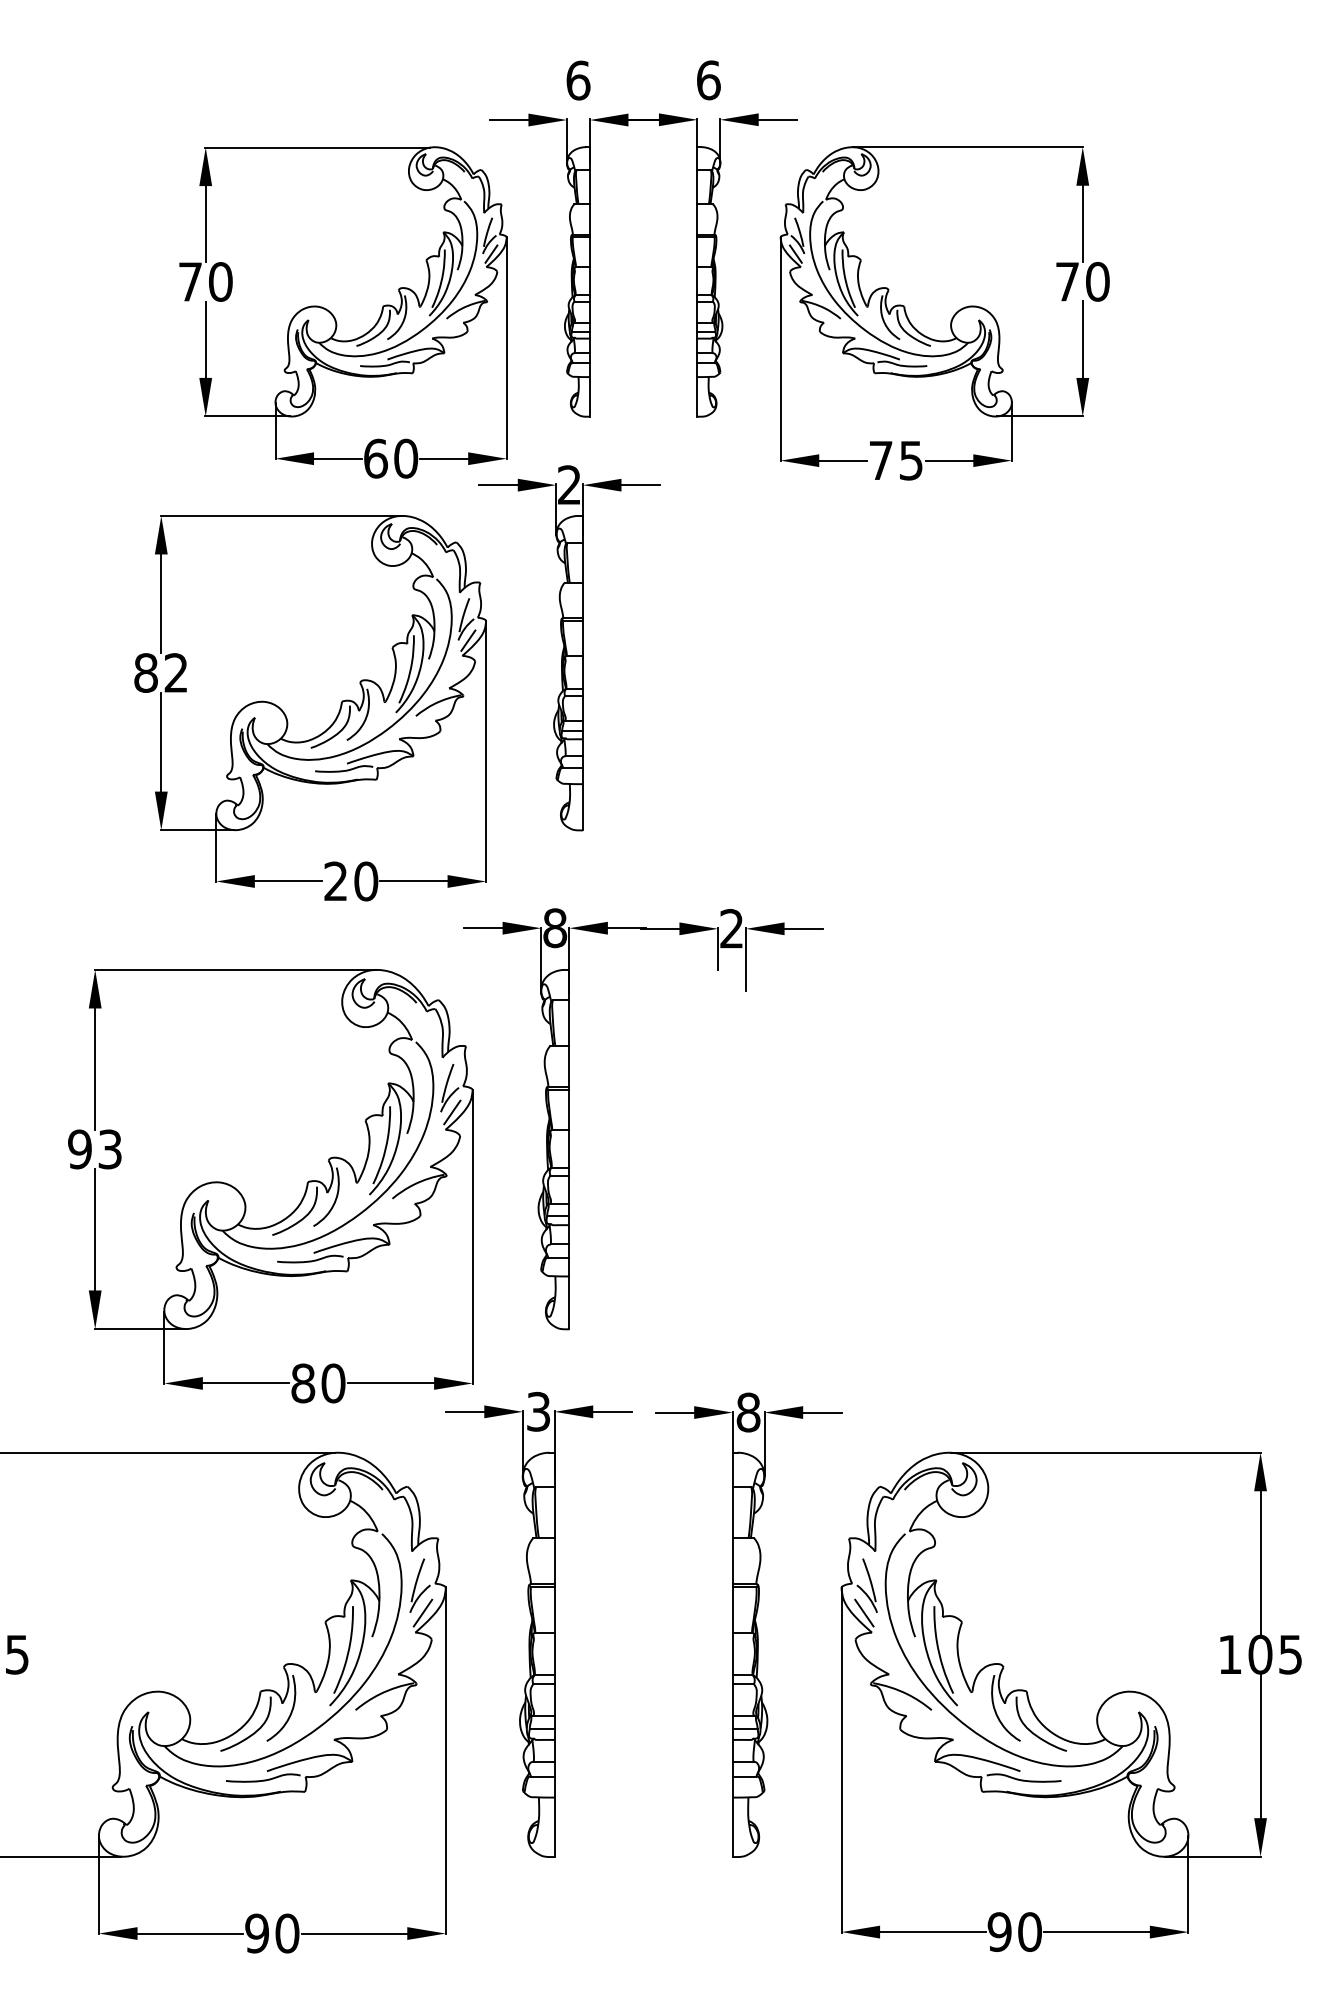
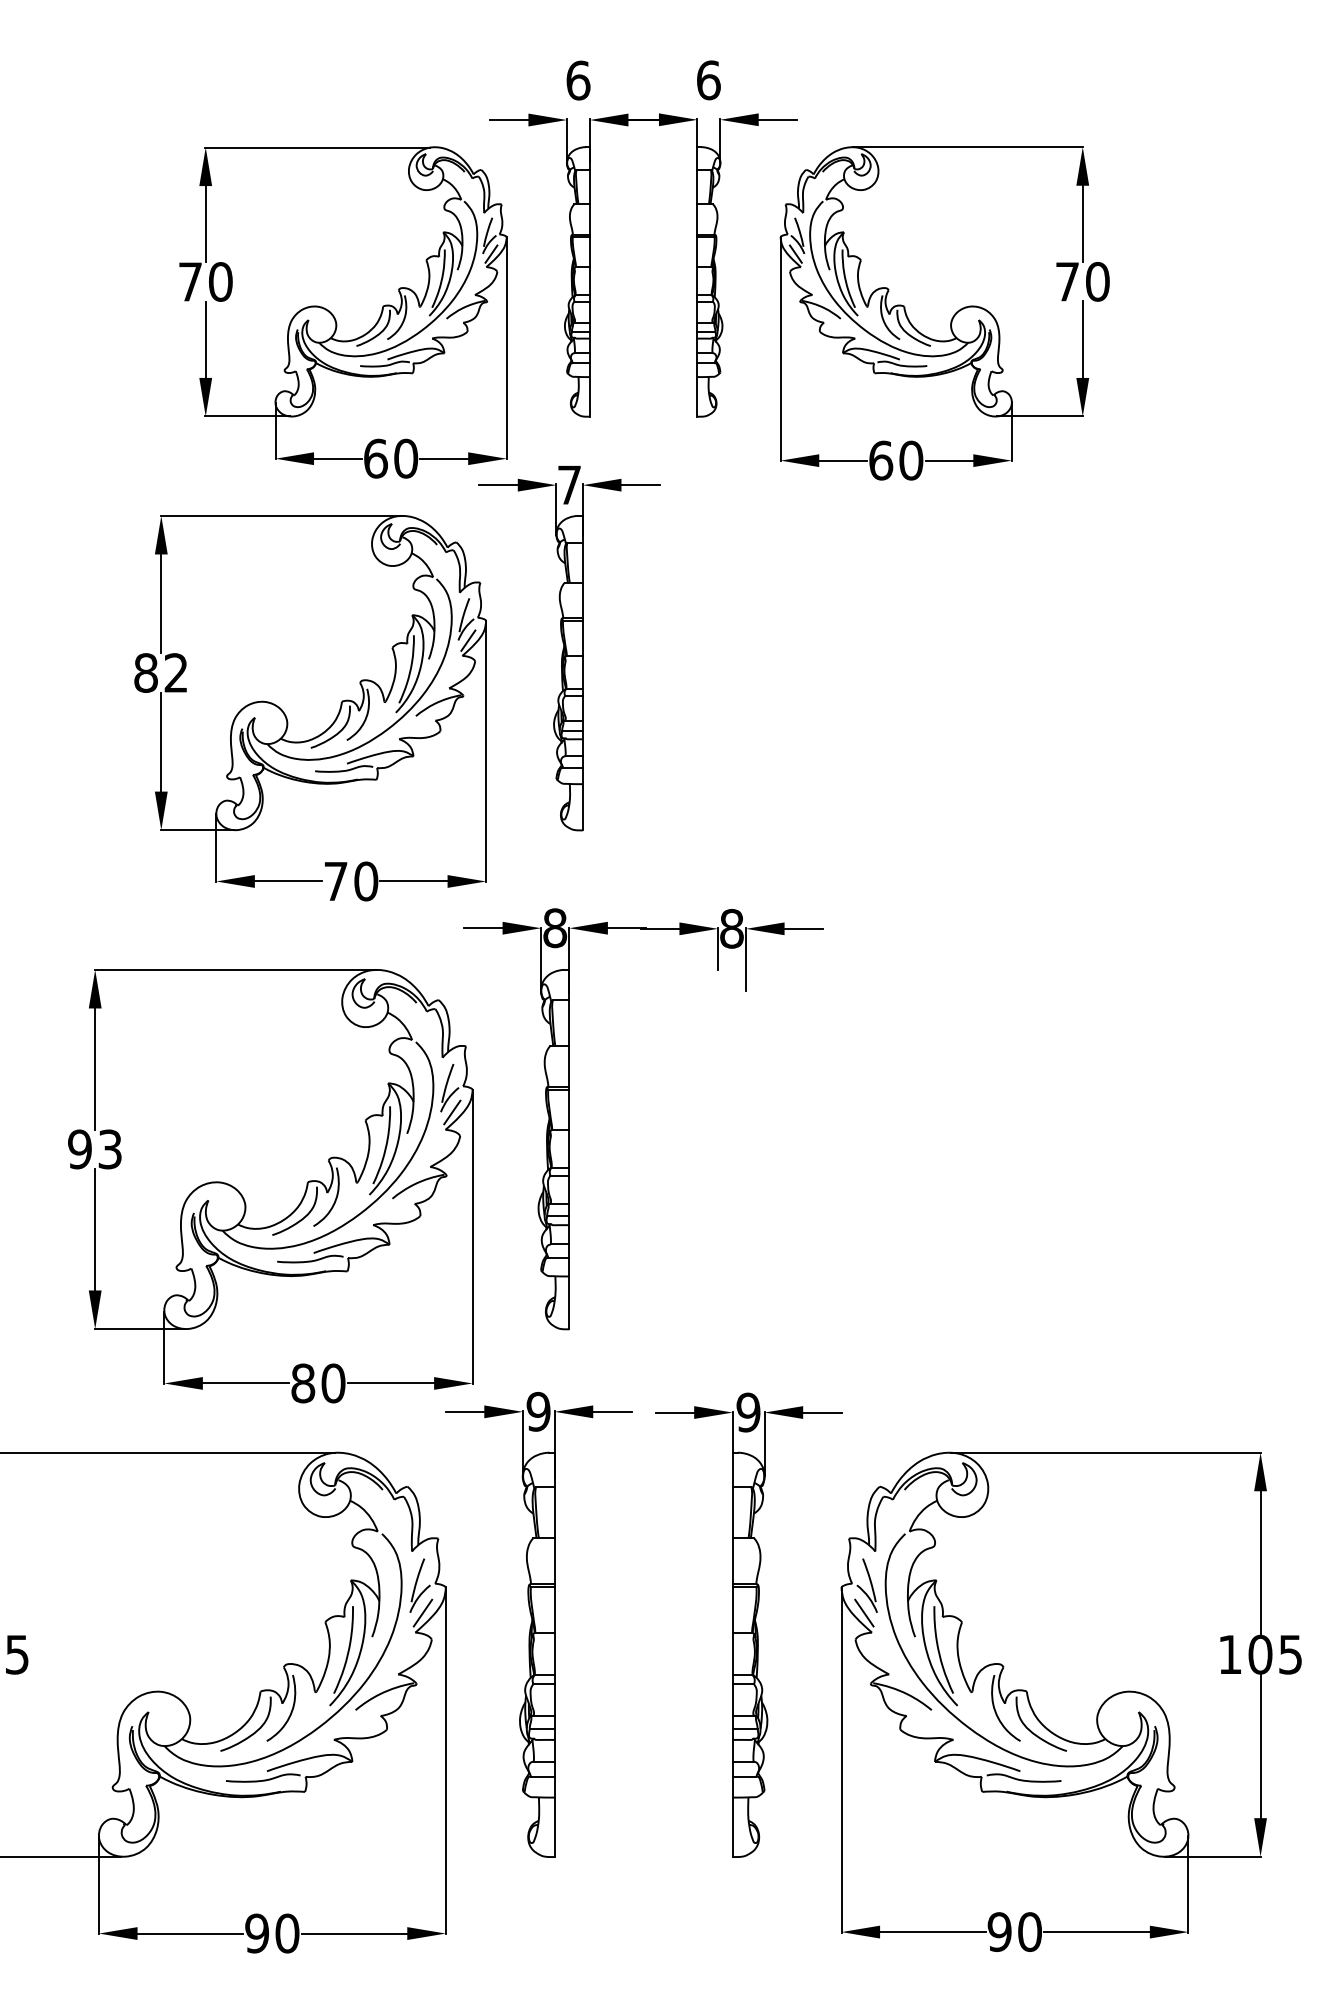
text: 75 -> 60 (896, 460)
text: 2 -> 7 (569, 484)
text: 20 -> 70 (335, 880)
text: 2 -> 8 (731, 928)
text: 3 -> 9 (538, 1411)
text: 8 -> 9 (748, 1412)
